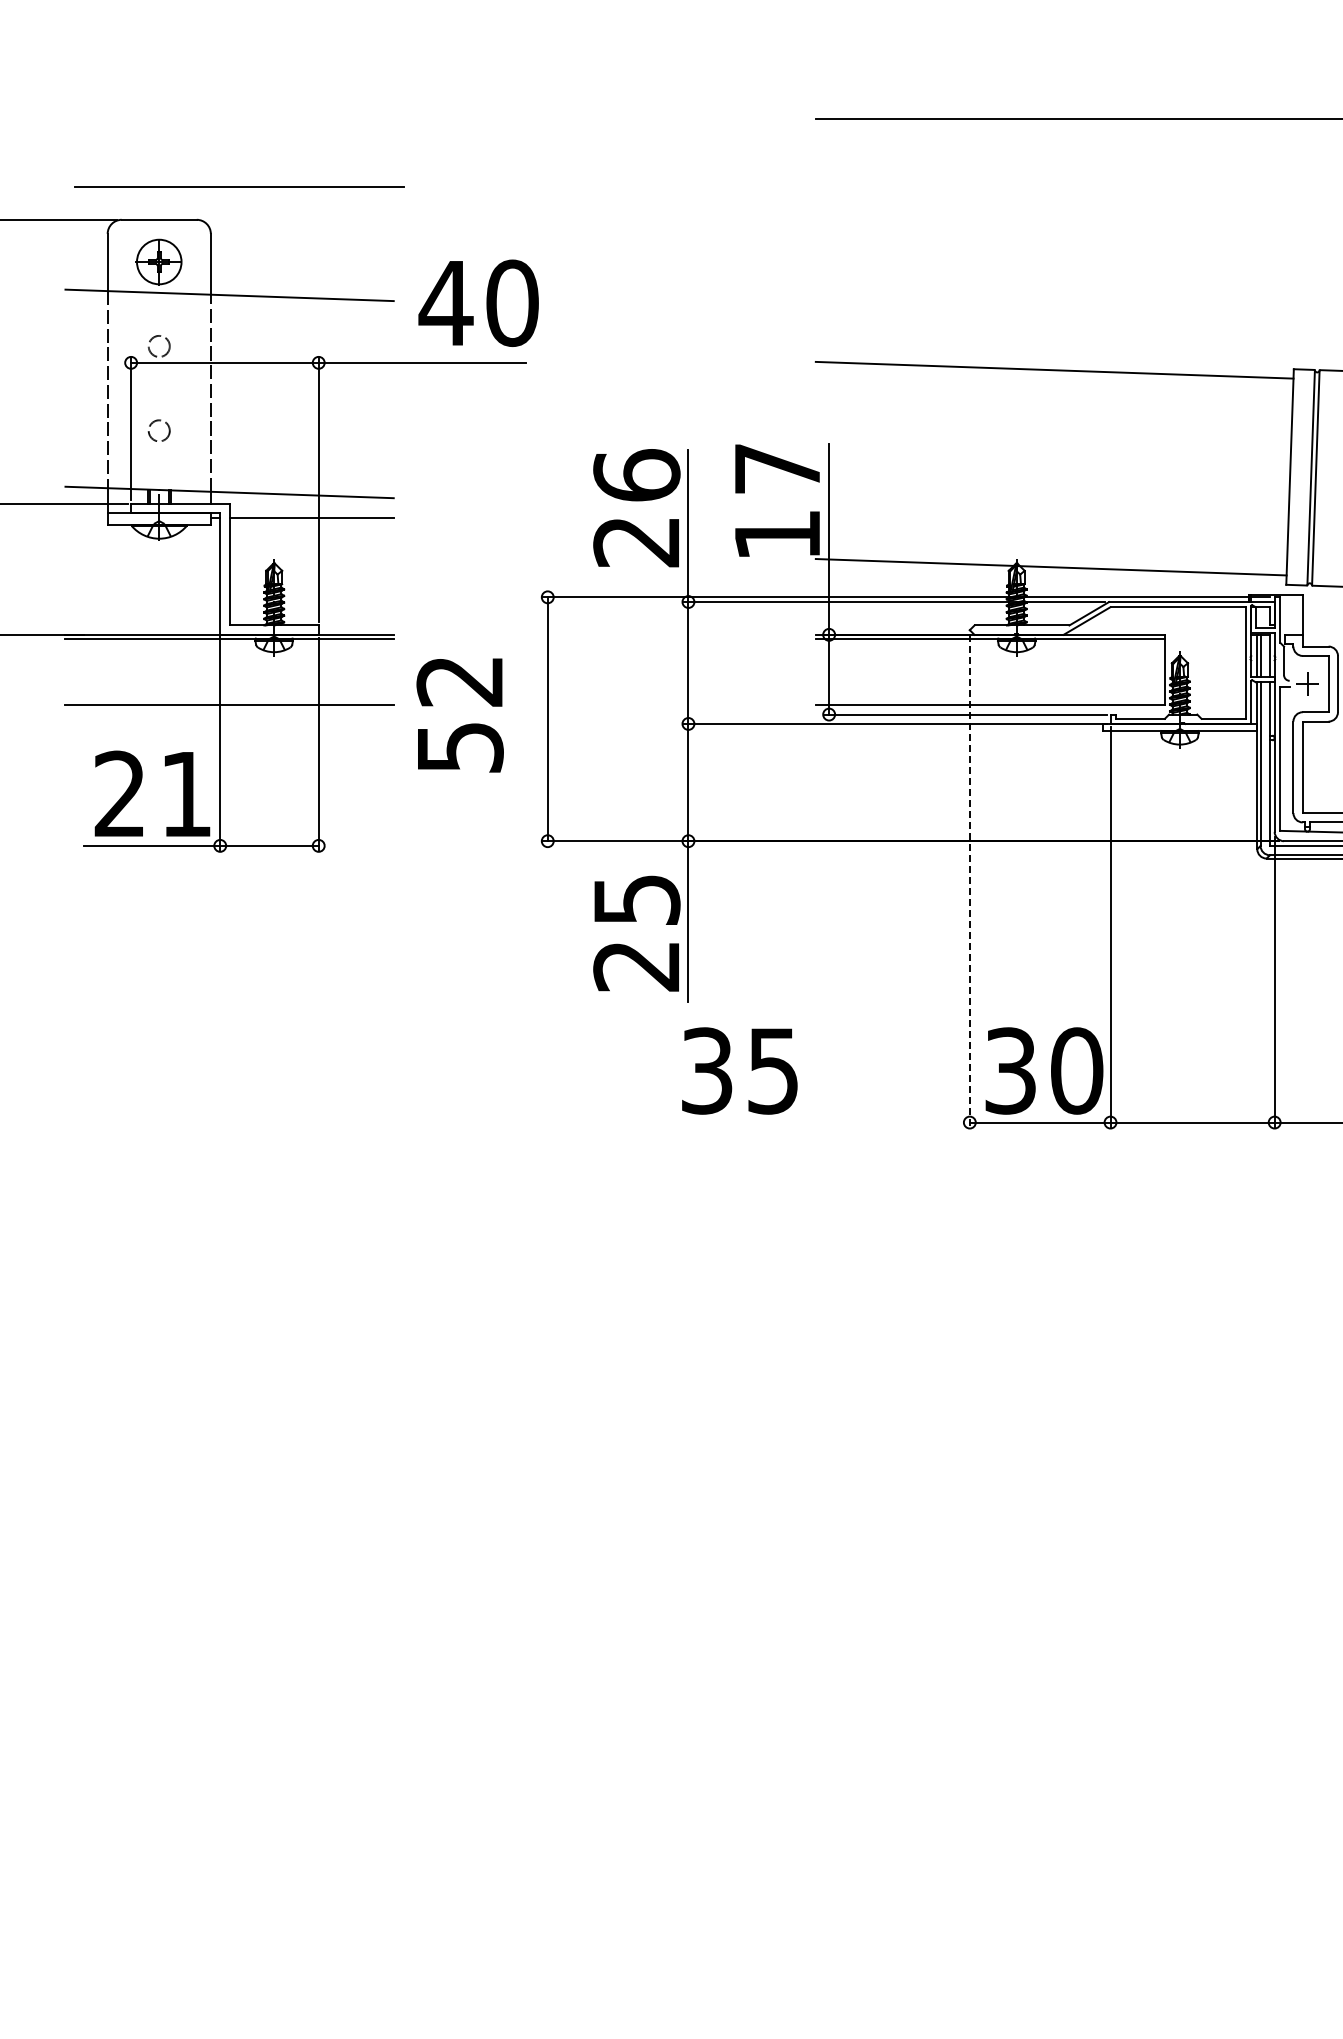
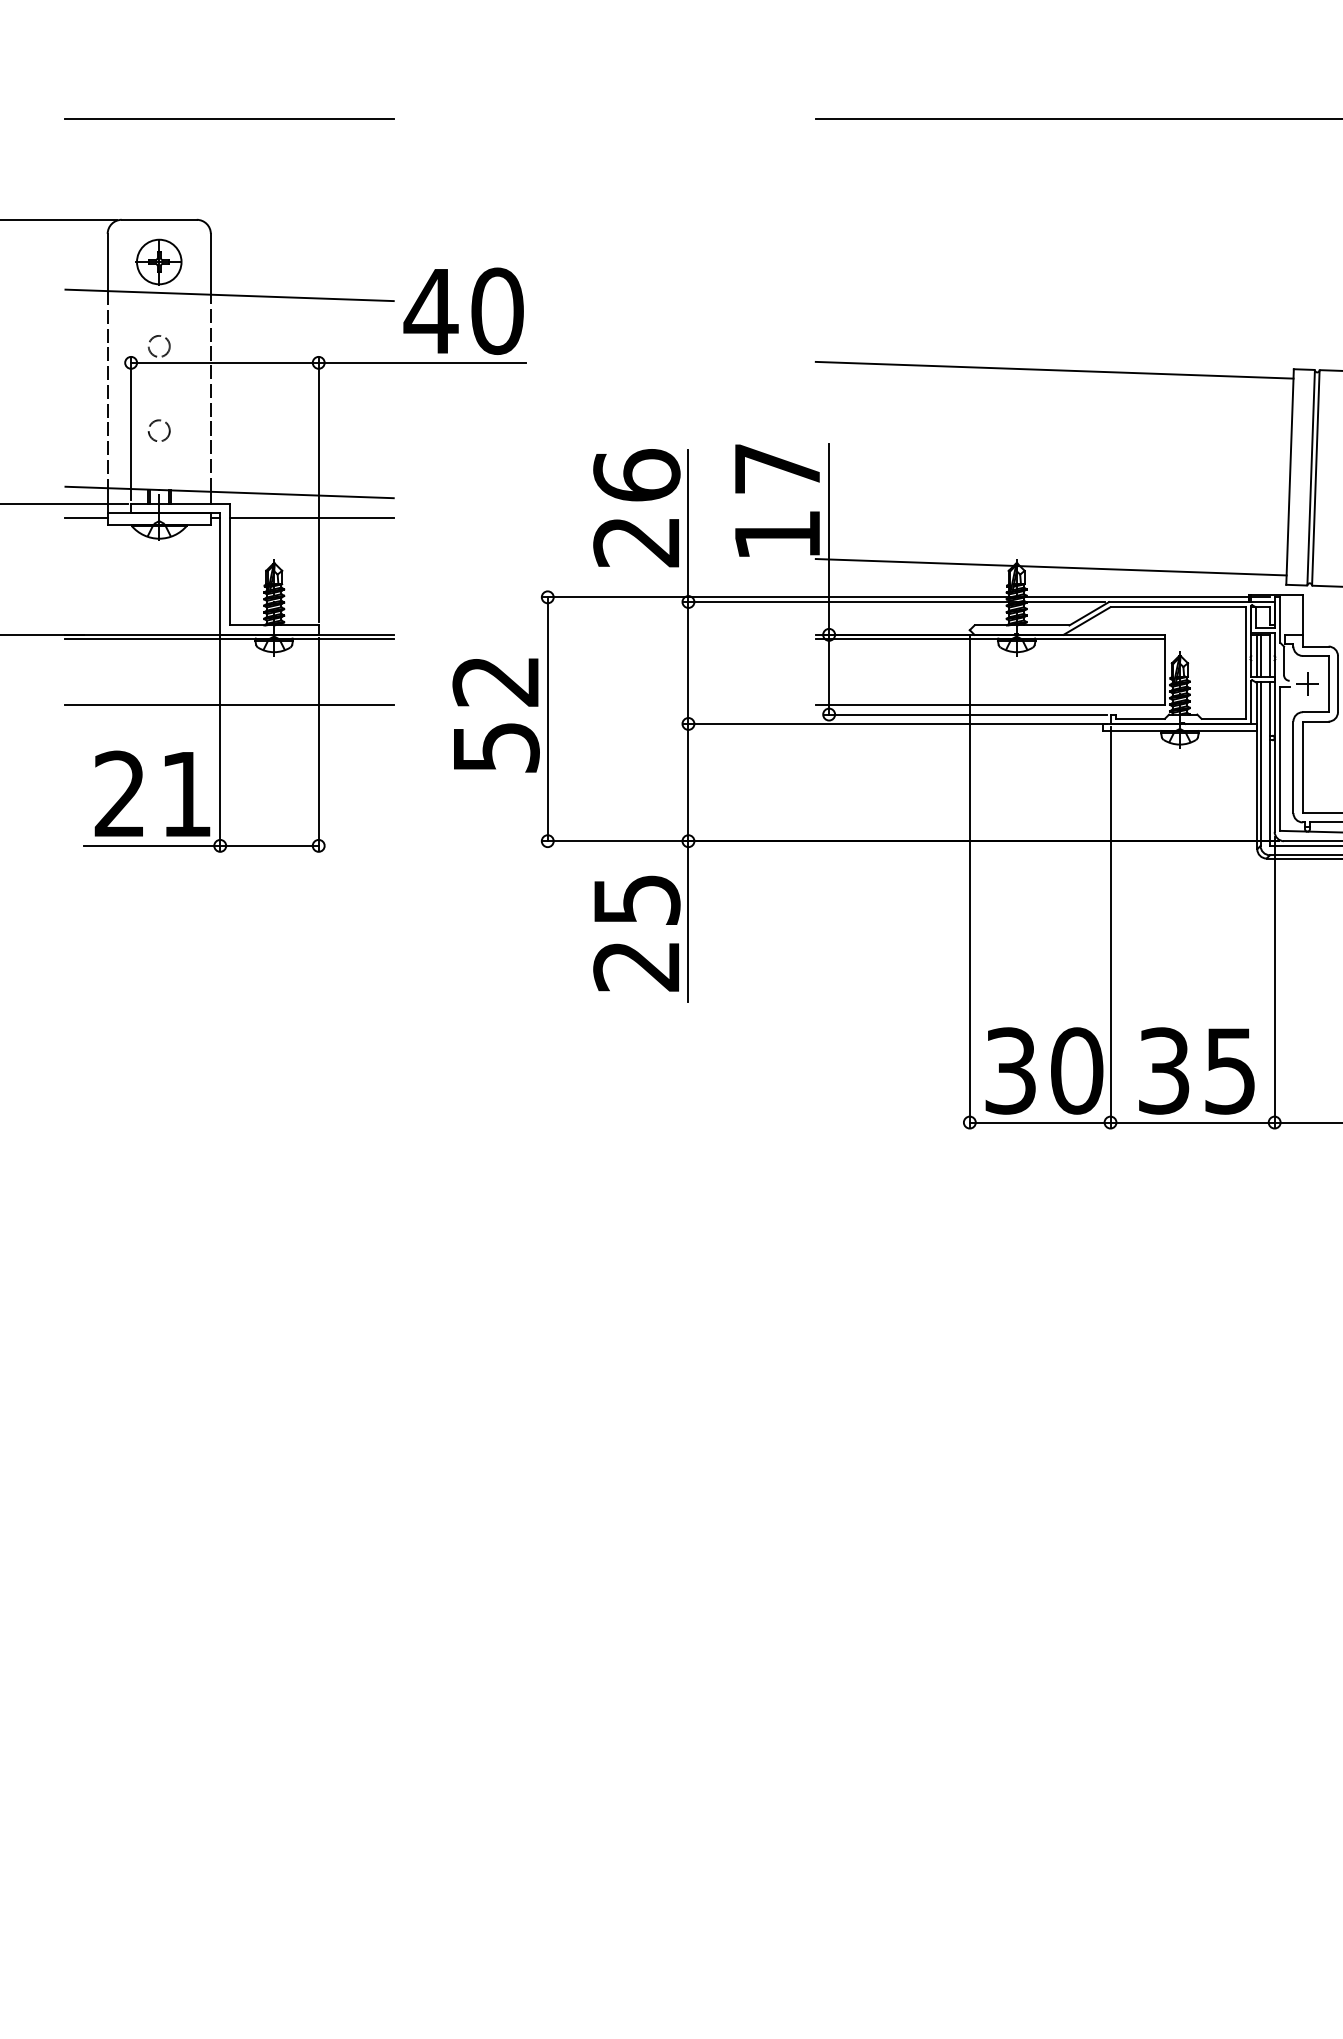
line position: (239, 186) -> (229, 118) (229, 118)
text position: (478, 302) -> (463, 310) (463, 310)
line: none -> present (86, 517)
text position: (459, 715) -> (495, 715) (495, 715)
line: dashed -> solid (969, 881)
text position: (739, 1070) -> (1196, 1070) (1196, 1070)
